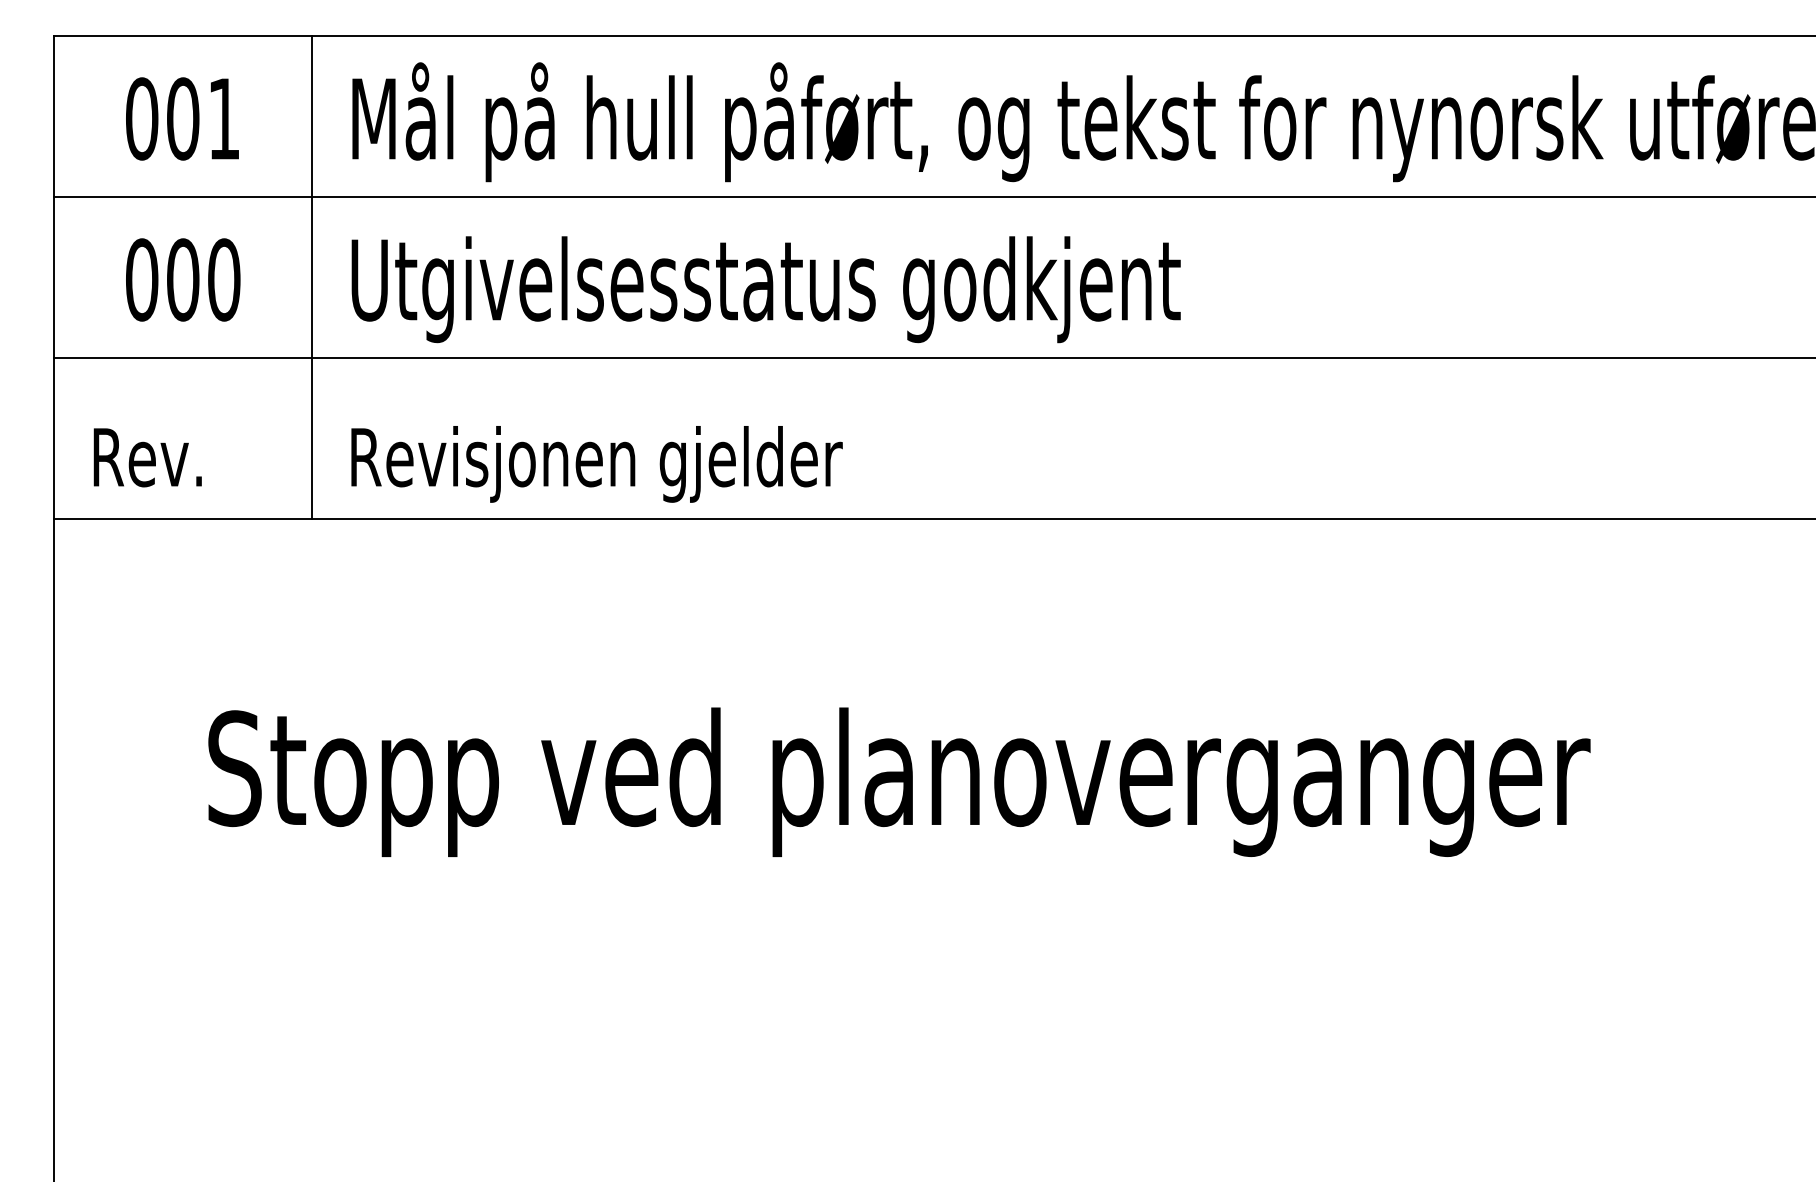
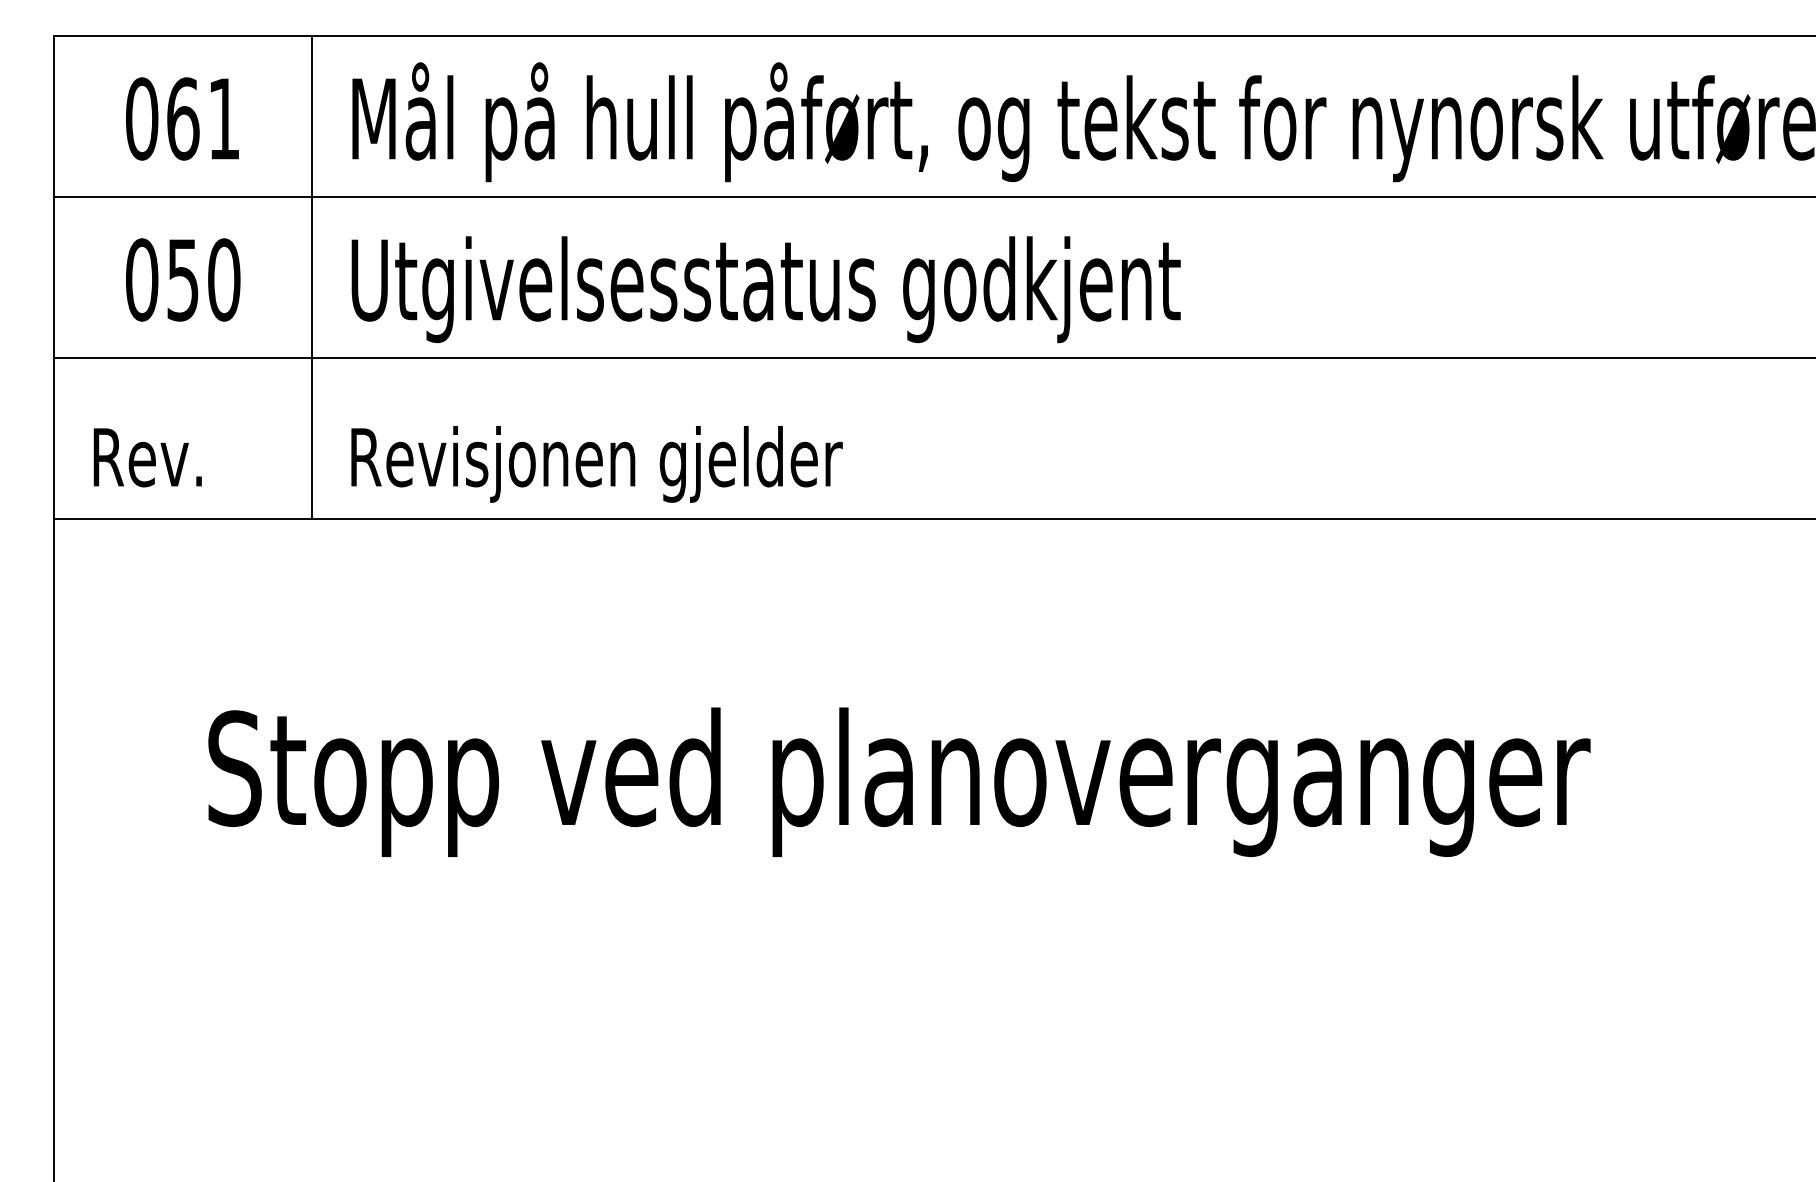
text: 001 -> 061 (183, 118)
text: 000 -> 050 (183, 279)
